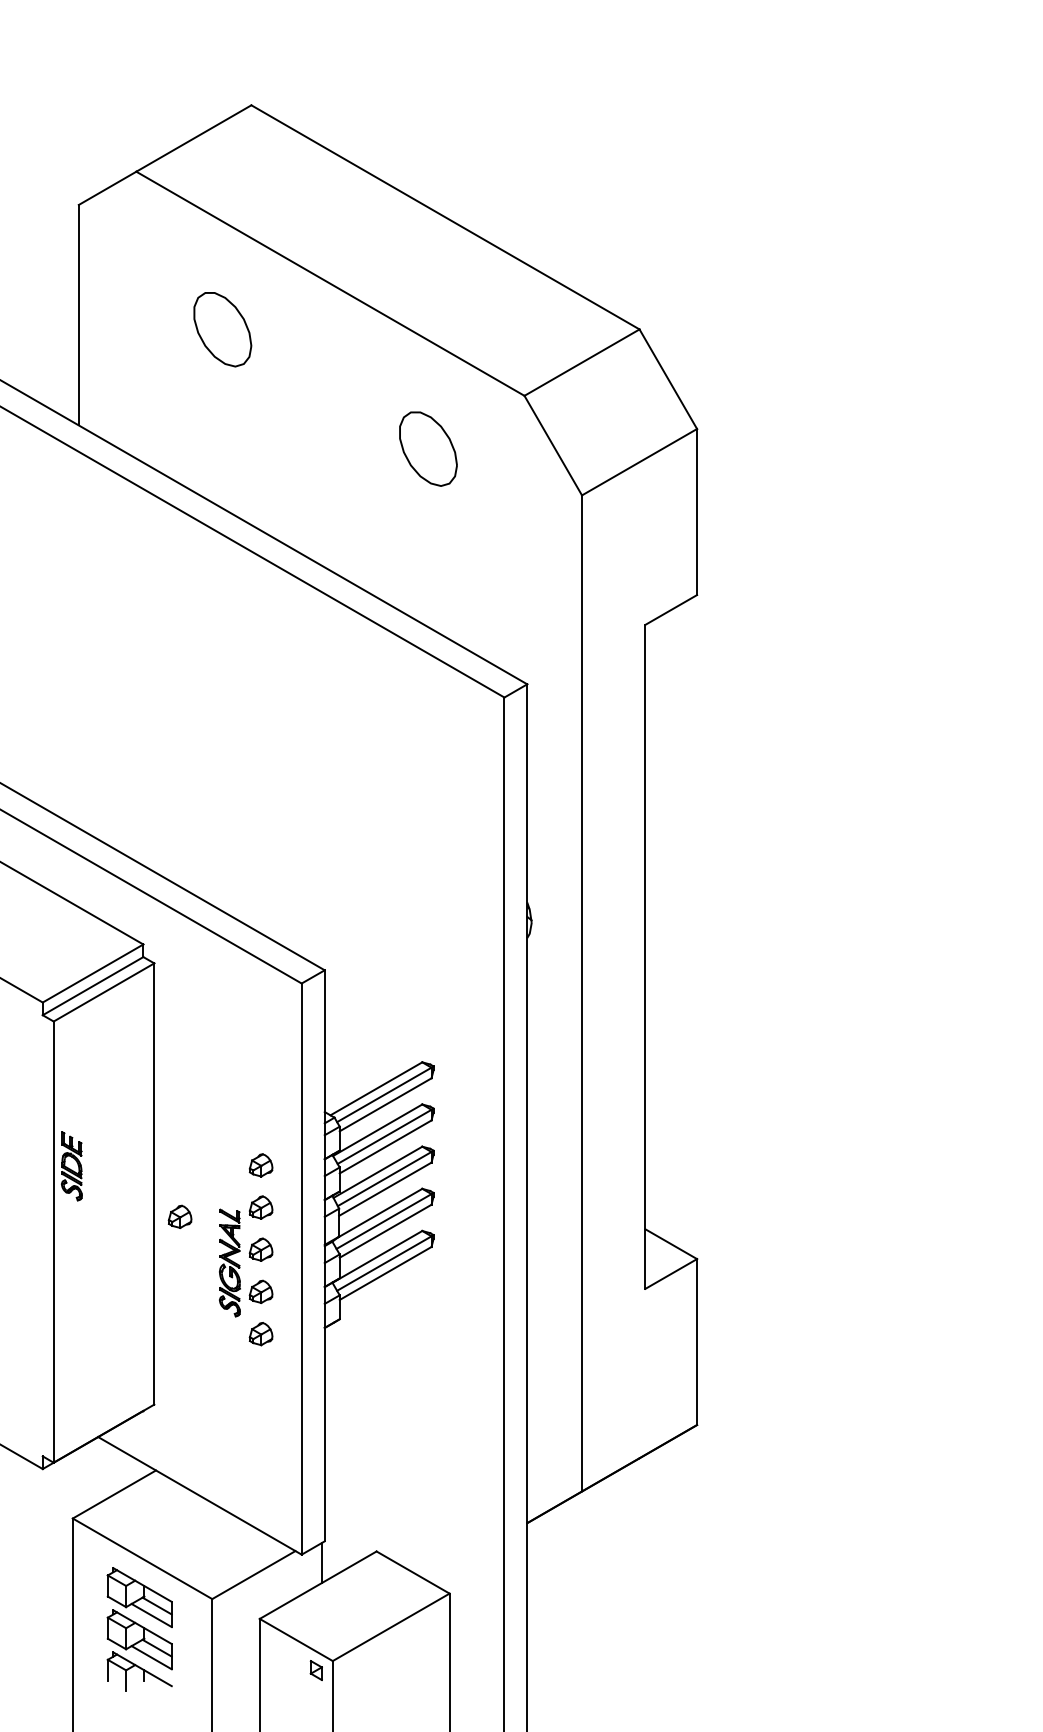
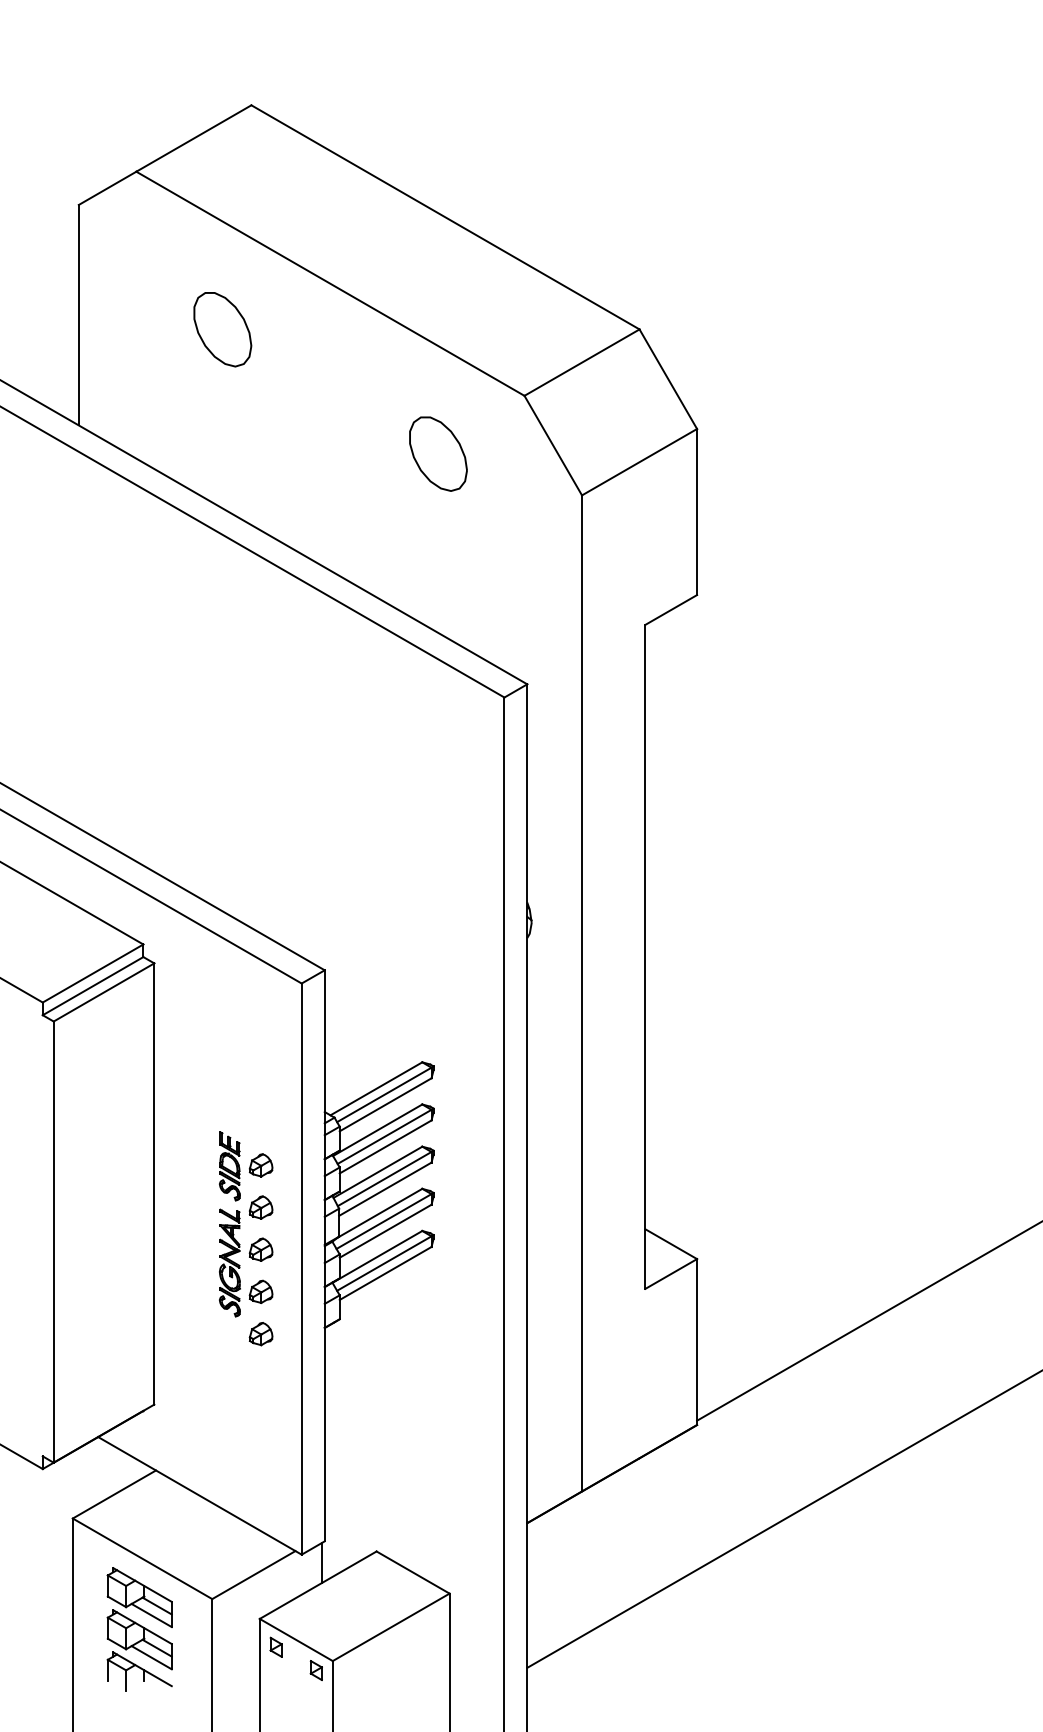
part position: (428, 448) -> (438, 453) (438, 453)
part position: (71, 1166) -> (229, 1166) (229, 1166)
part: present -> none (179, 1216)
line: none -> present (868, 1321)
line: none -> present (783, 1519)
part: none -> present (275, 1646)
